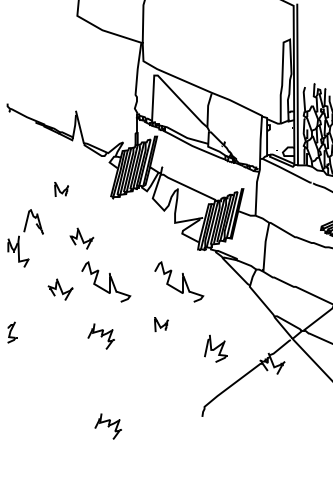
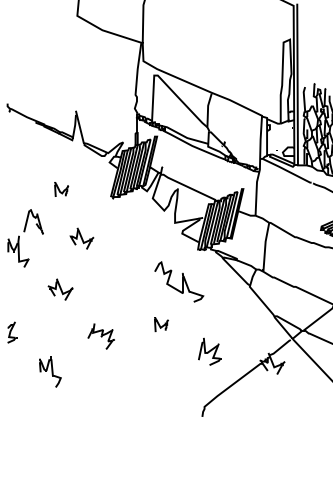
part: present -> none (106, 281)
part position: (215, 348) -> (209, 351) (209, 351)
part: none -> present (50, 371)
part: present -> none (107, 426)
